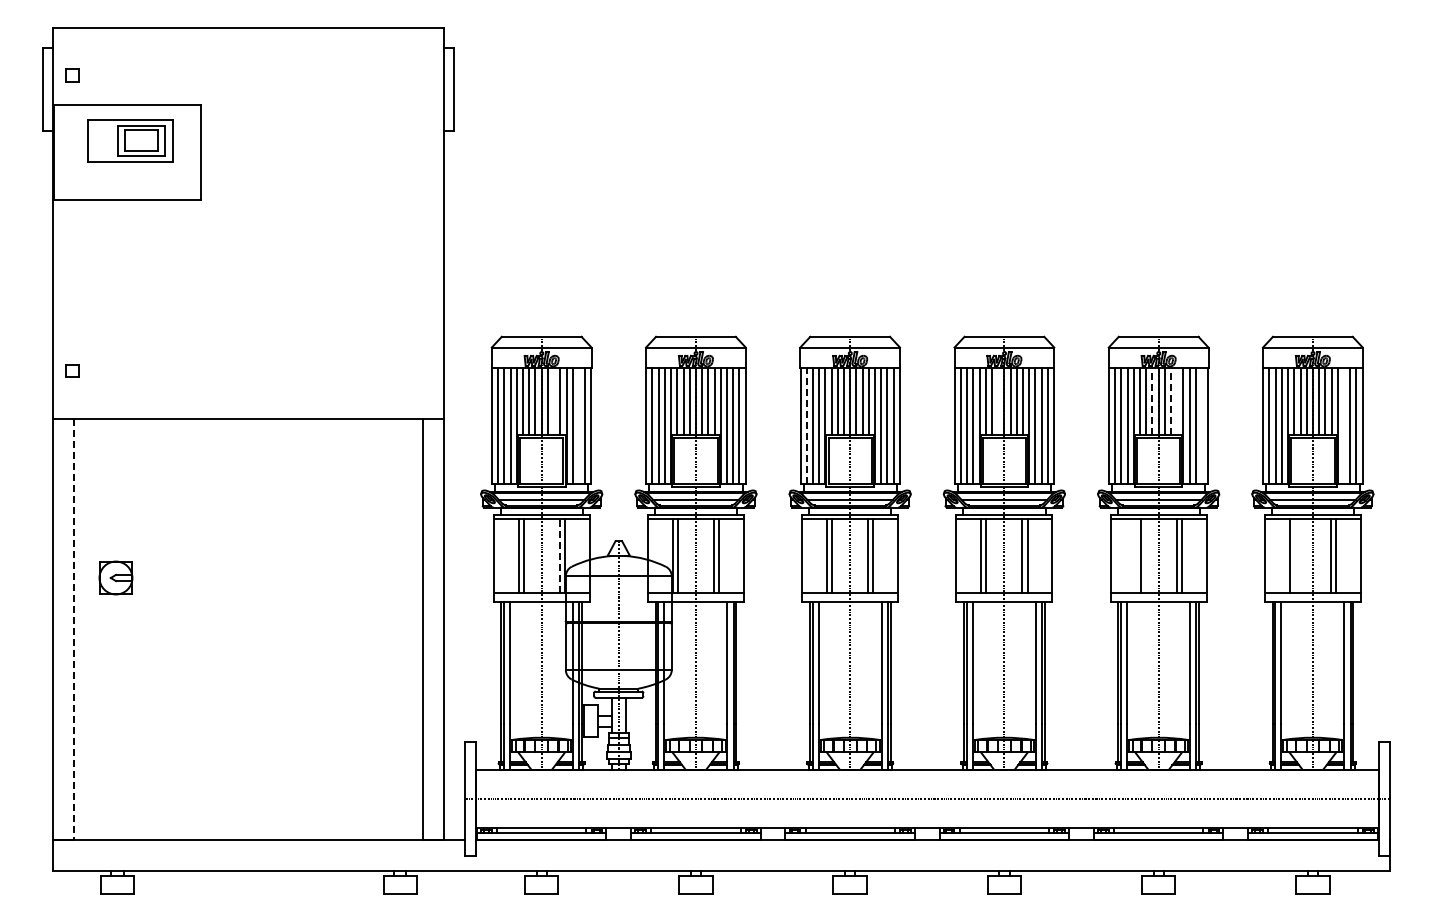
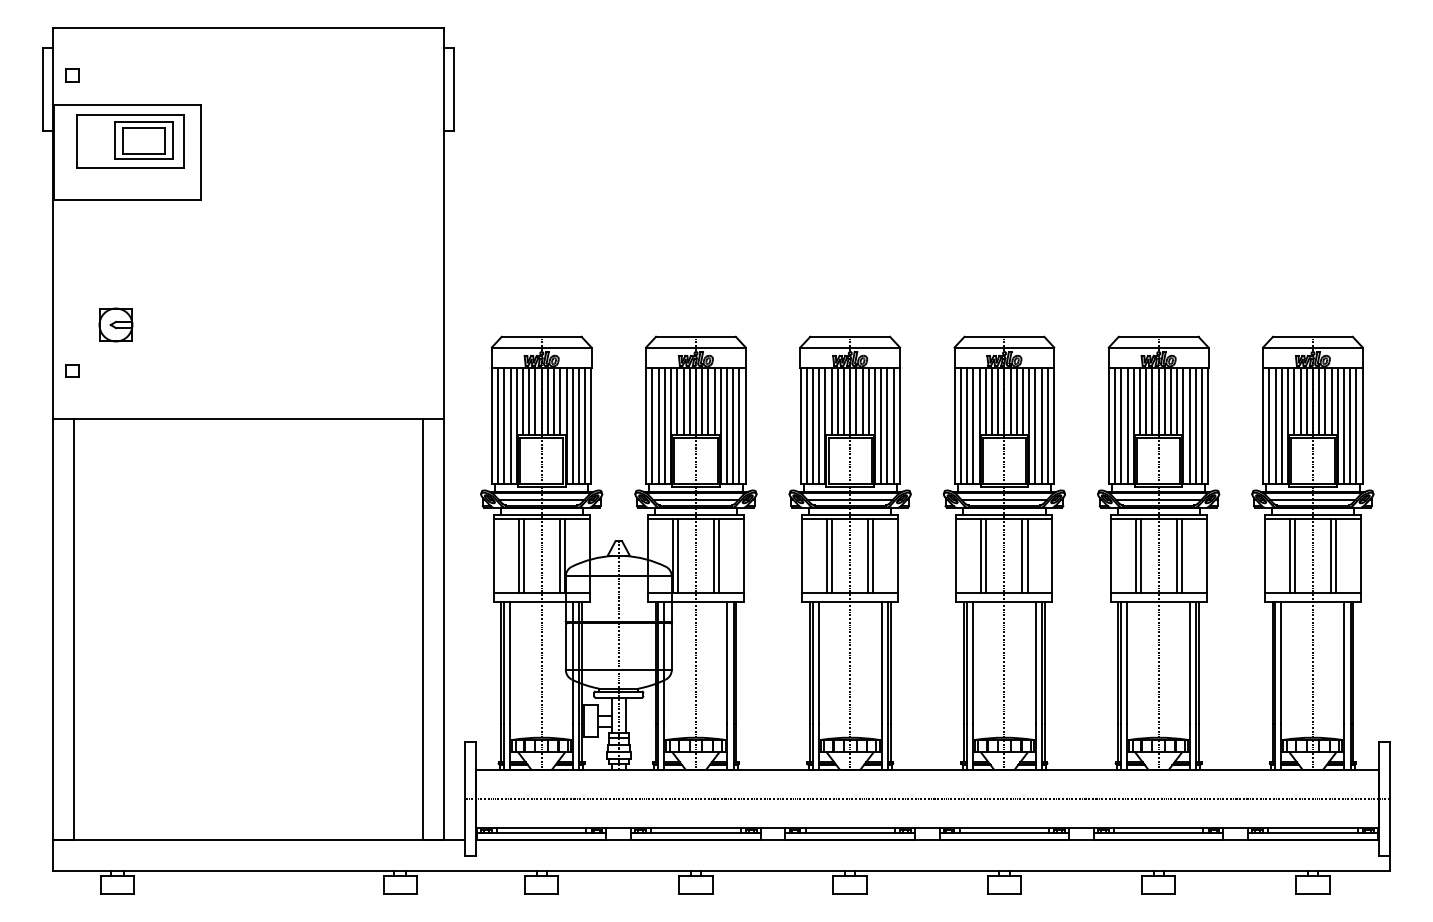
part size: 87x44 px -> 109x55 px (130, 141)
line: none -> present (554, 401)
line: none -> present (998, 401)
line: dashed -> solid (1152, 401)
line: dashed -> solid (1171, 401)
line: none -> present (1177, 401)
line: none -> present (578, 425)
line: dashed -> solid (806, 425)
line: none -> present (1202, 425)
line: none -> present (1343, 425)
line: dashed -> solid (559, 555)
line: none -> present (1135, 555)
line: none -> present (1294, 555)
part position: (115, 577) -> (115, 324) (115, 324)
line: dashed -> solid (73, 629)
